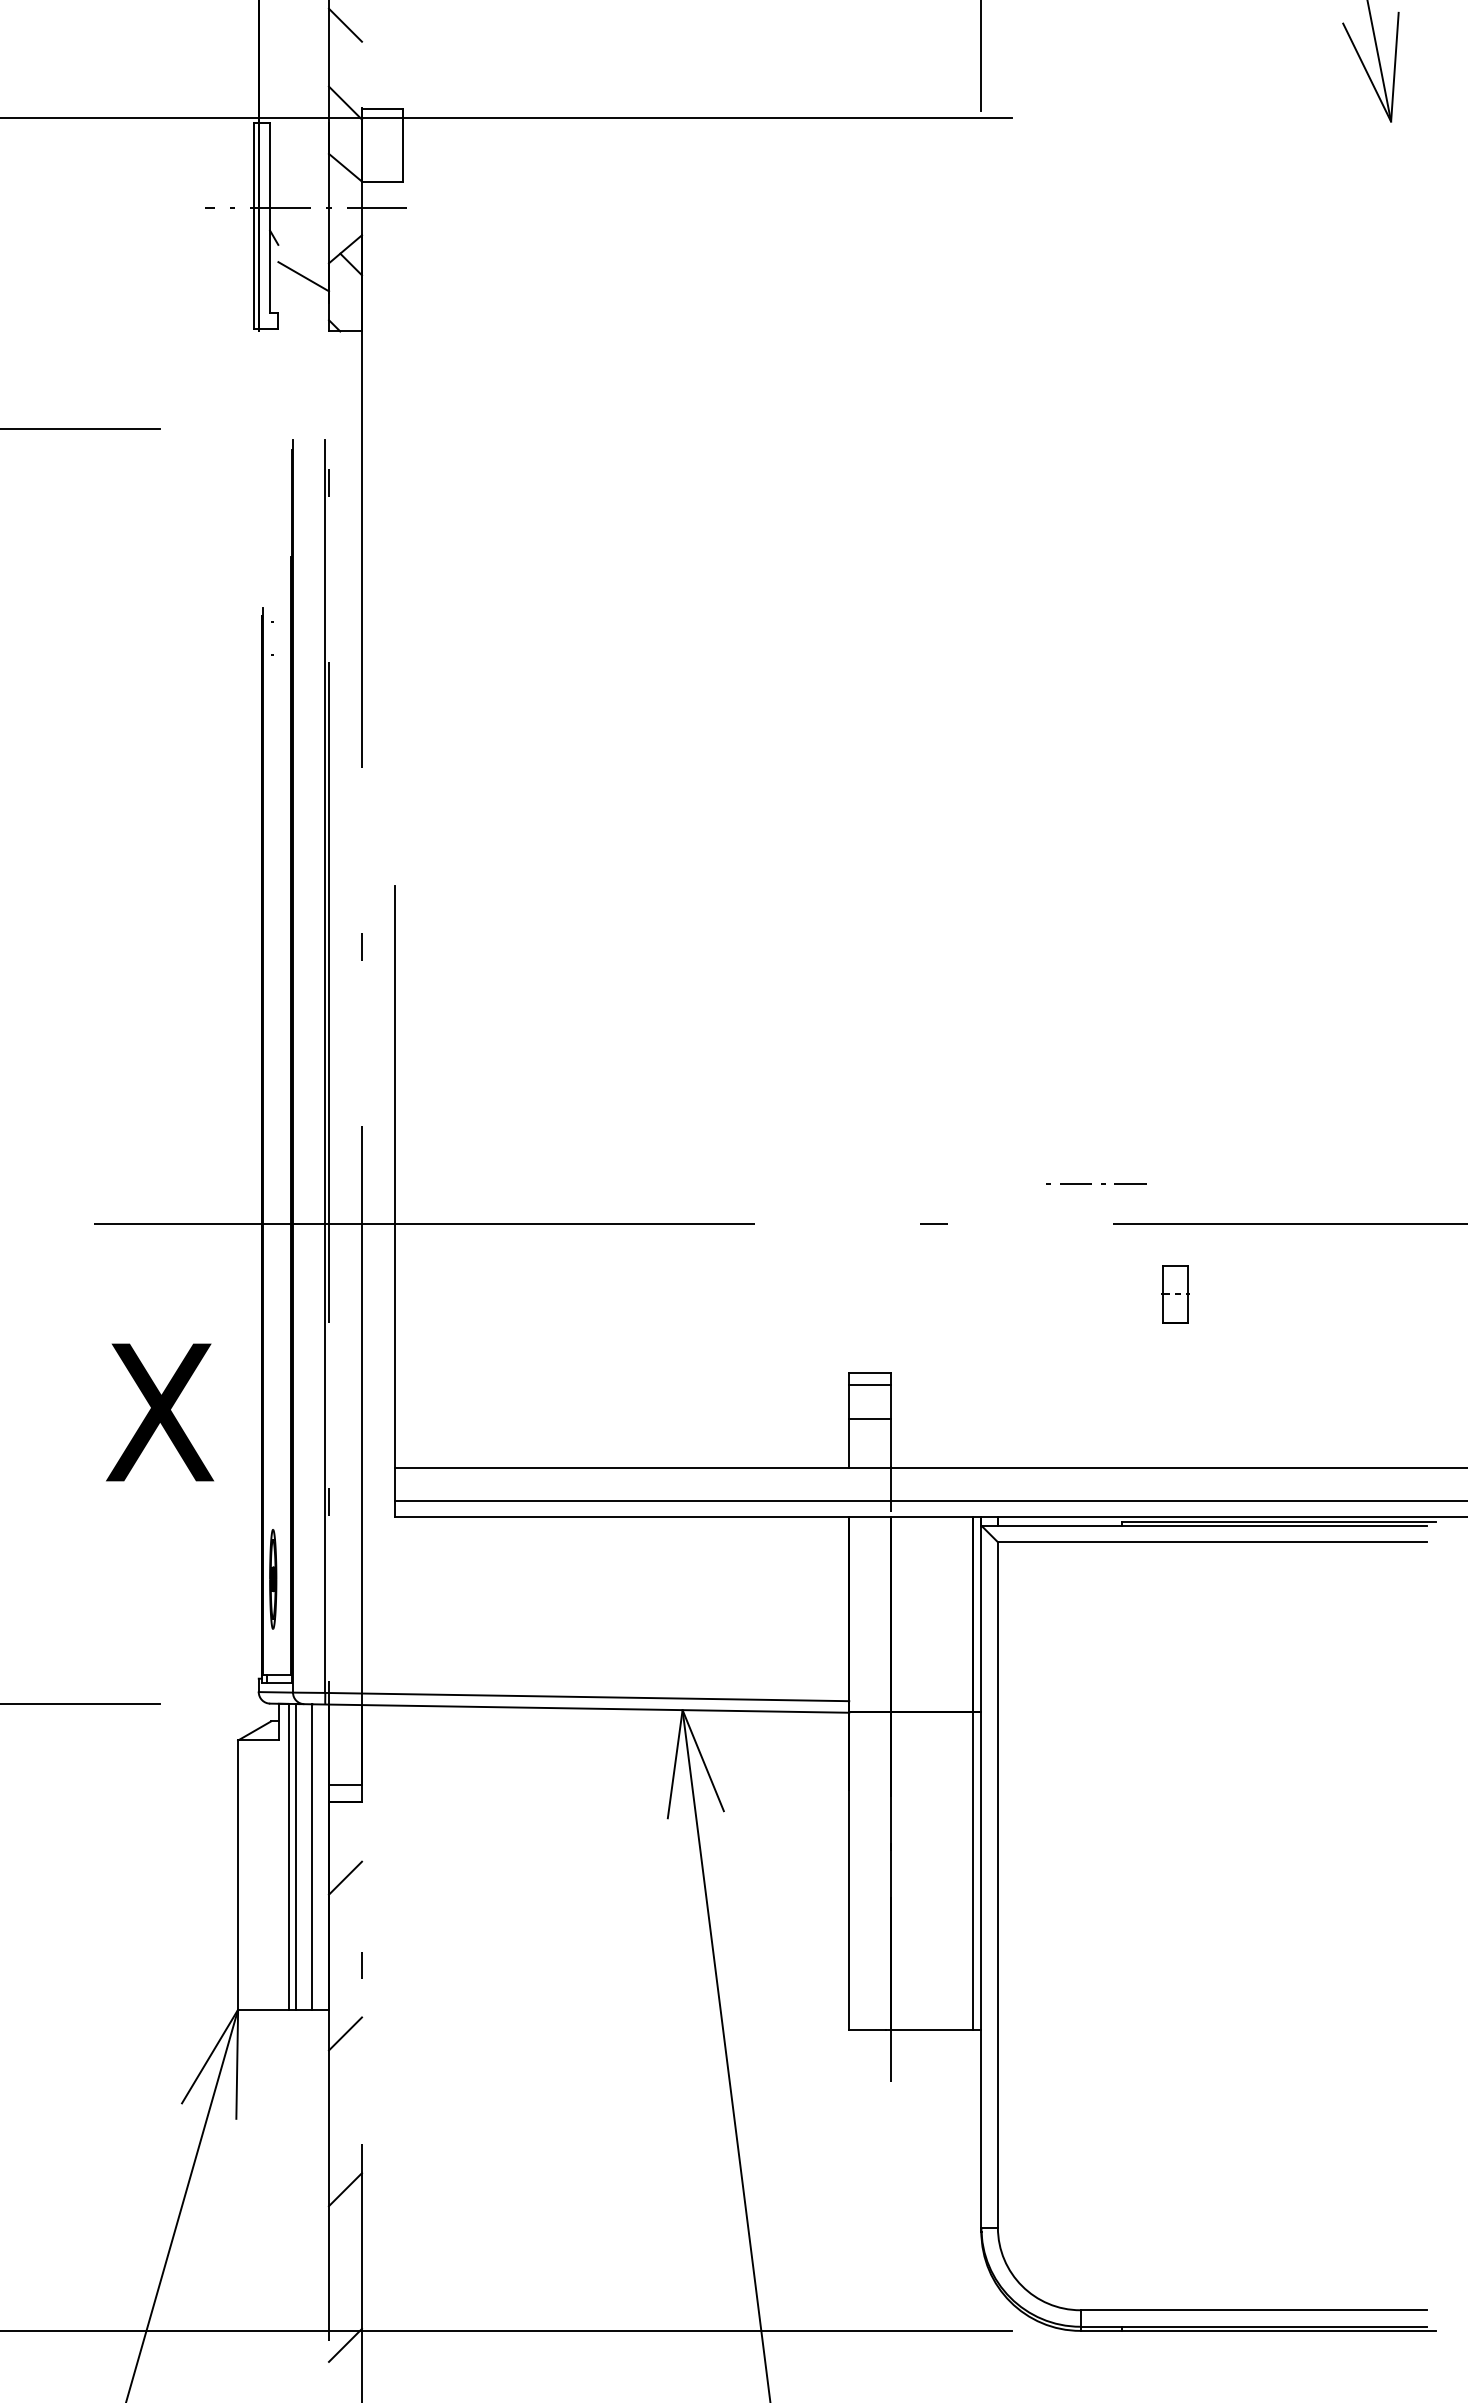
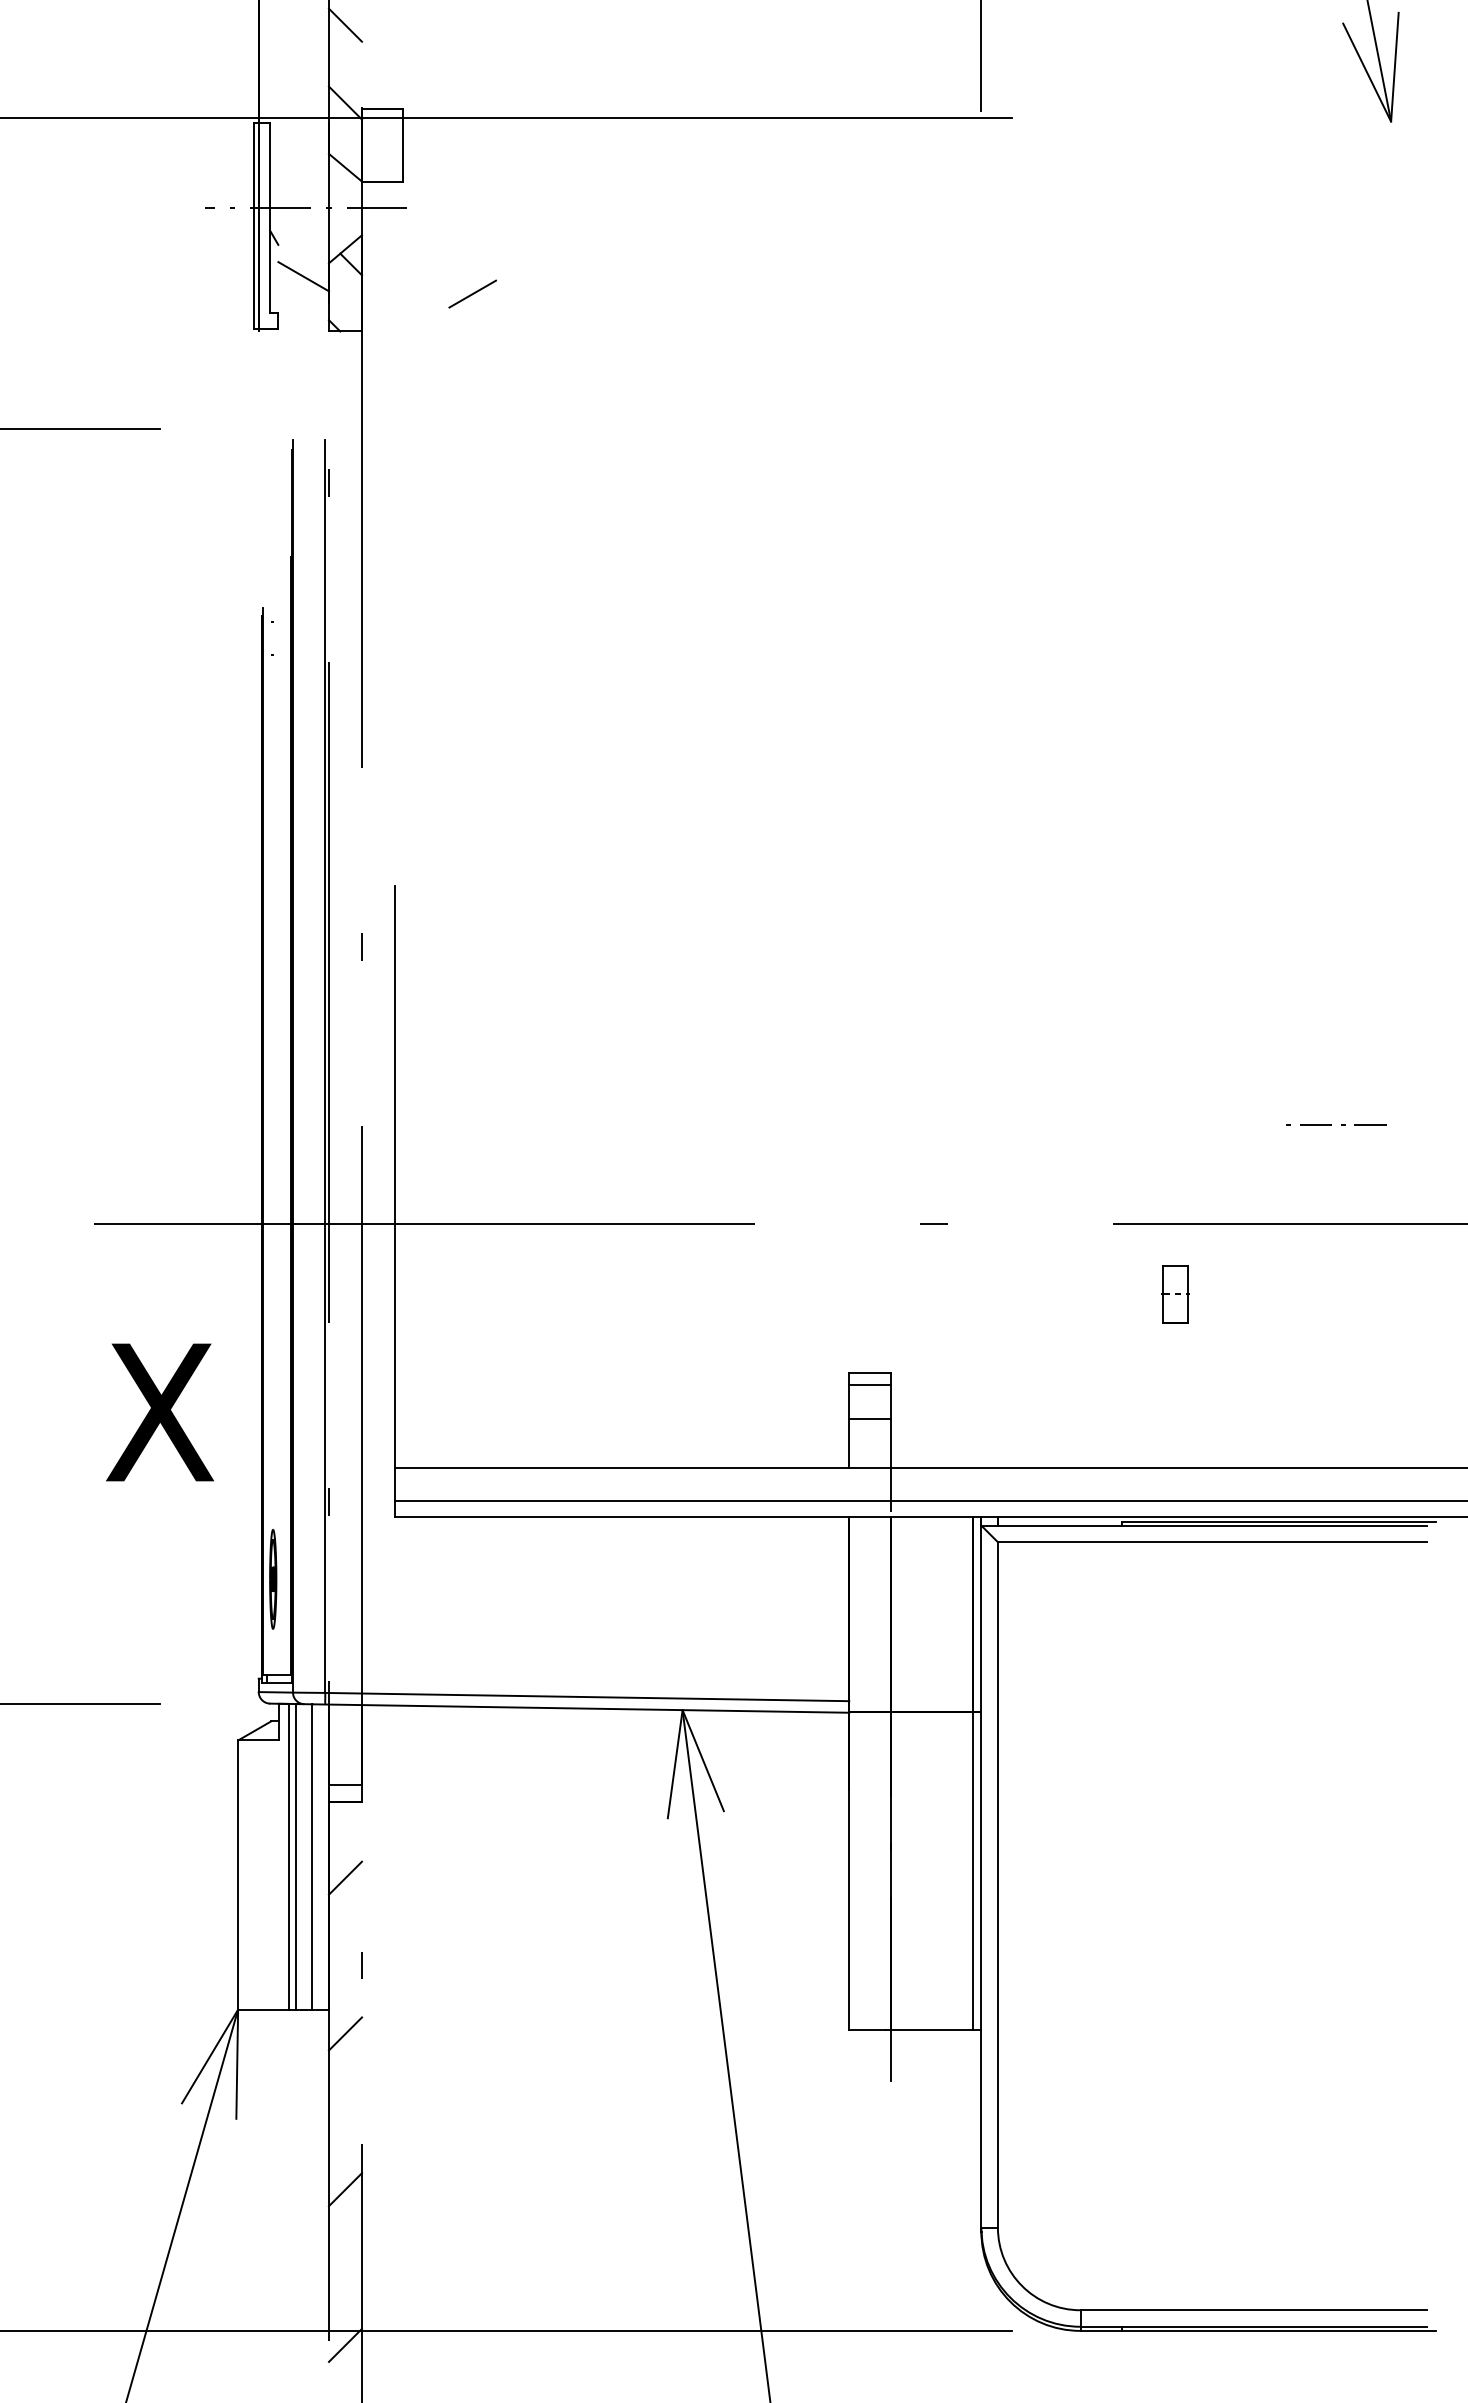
line: none -> present (472, 293)
line position: (1091, 1183) -> (1331, 1124) (1331, 1124)
